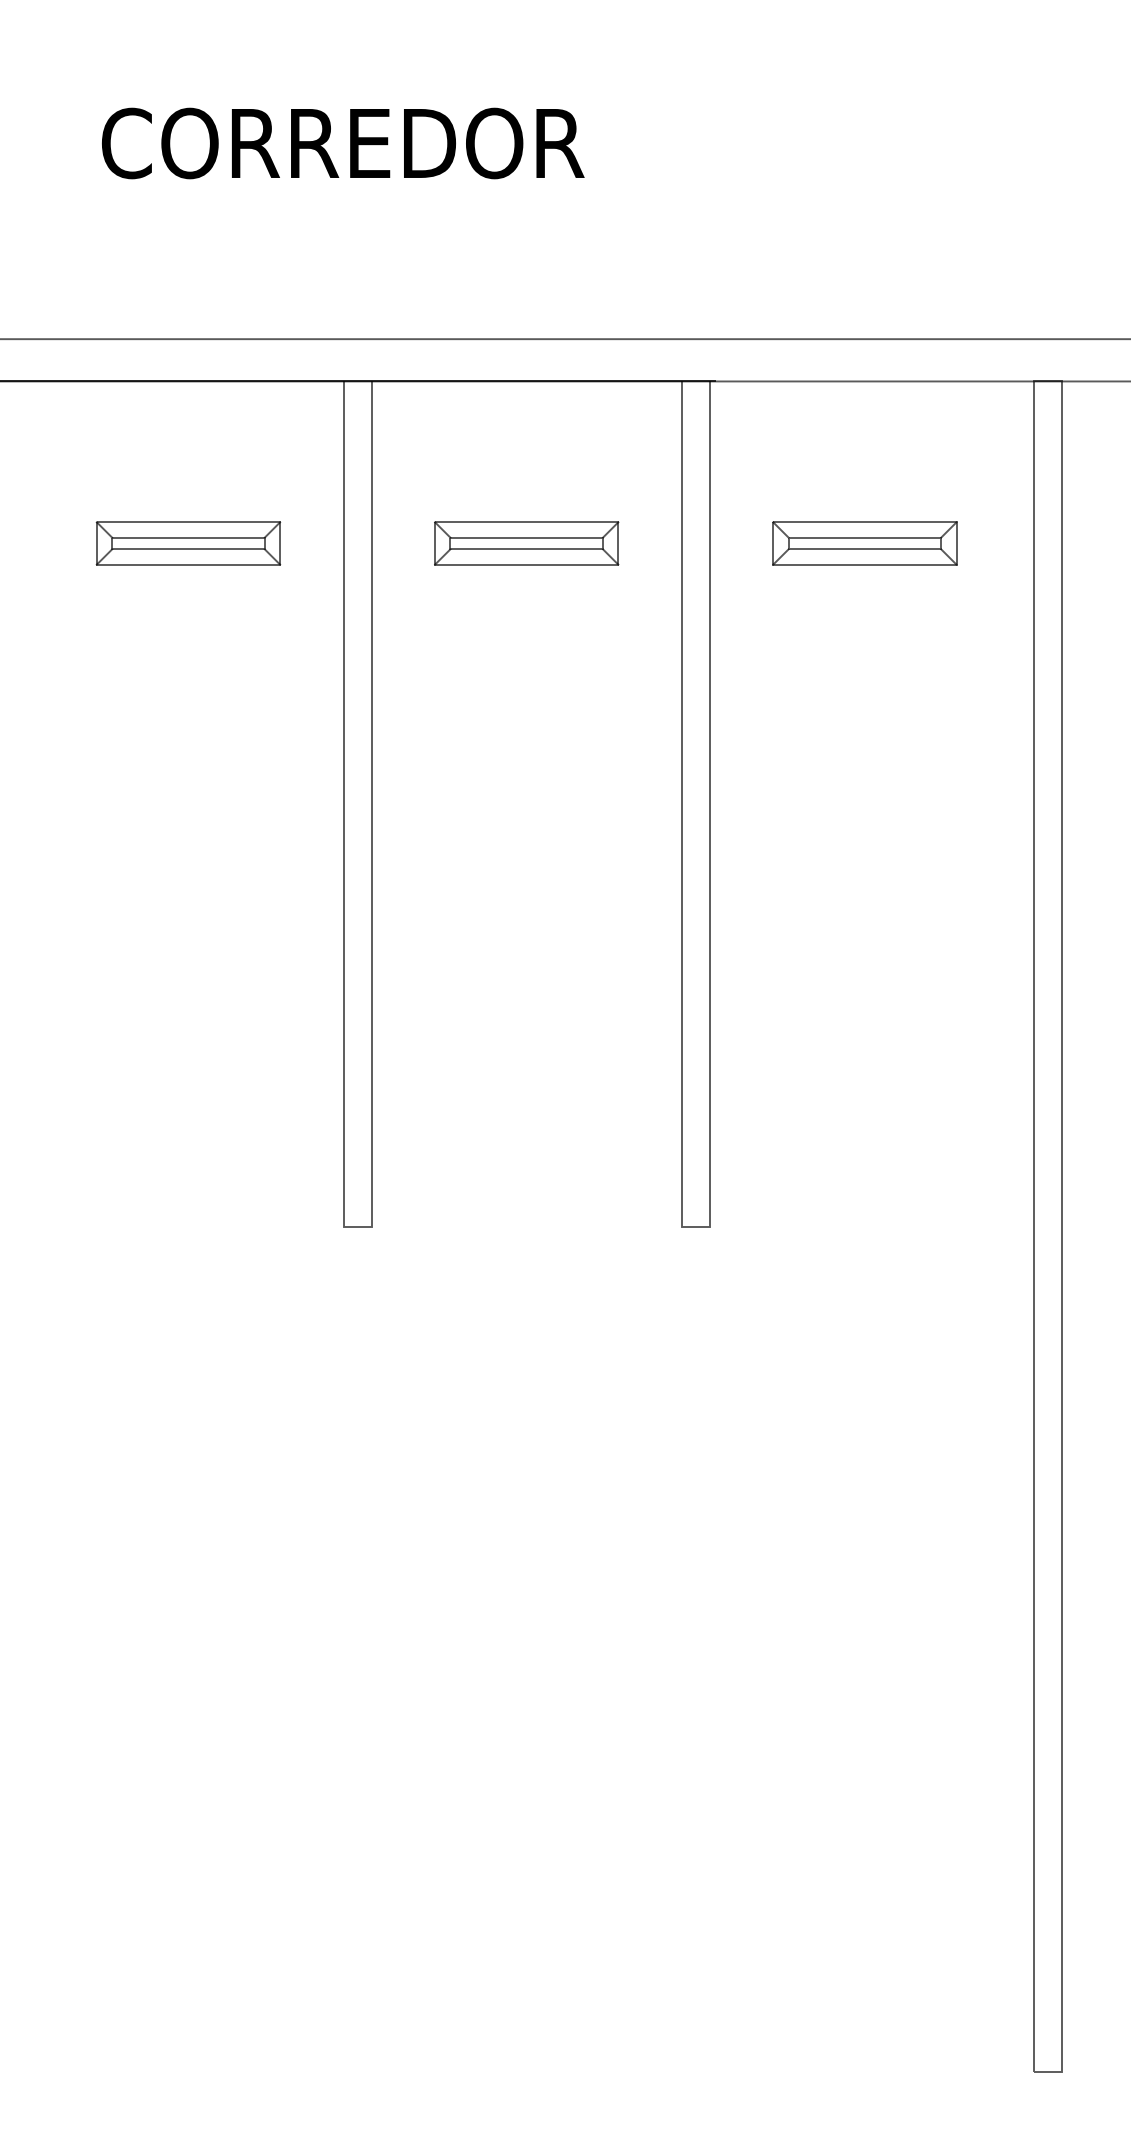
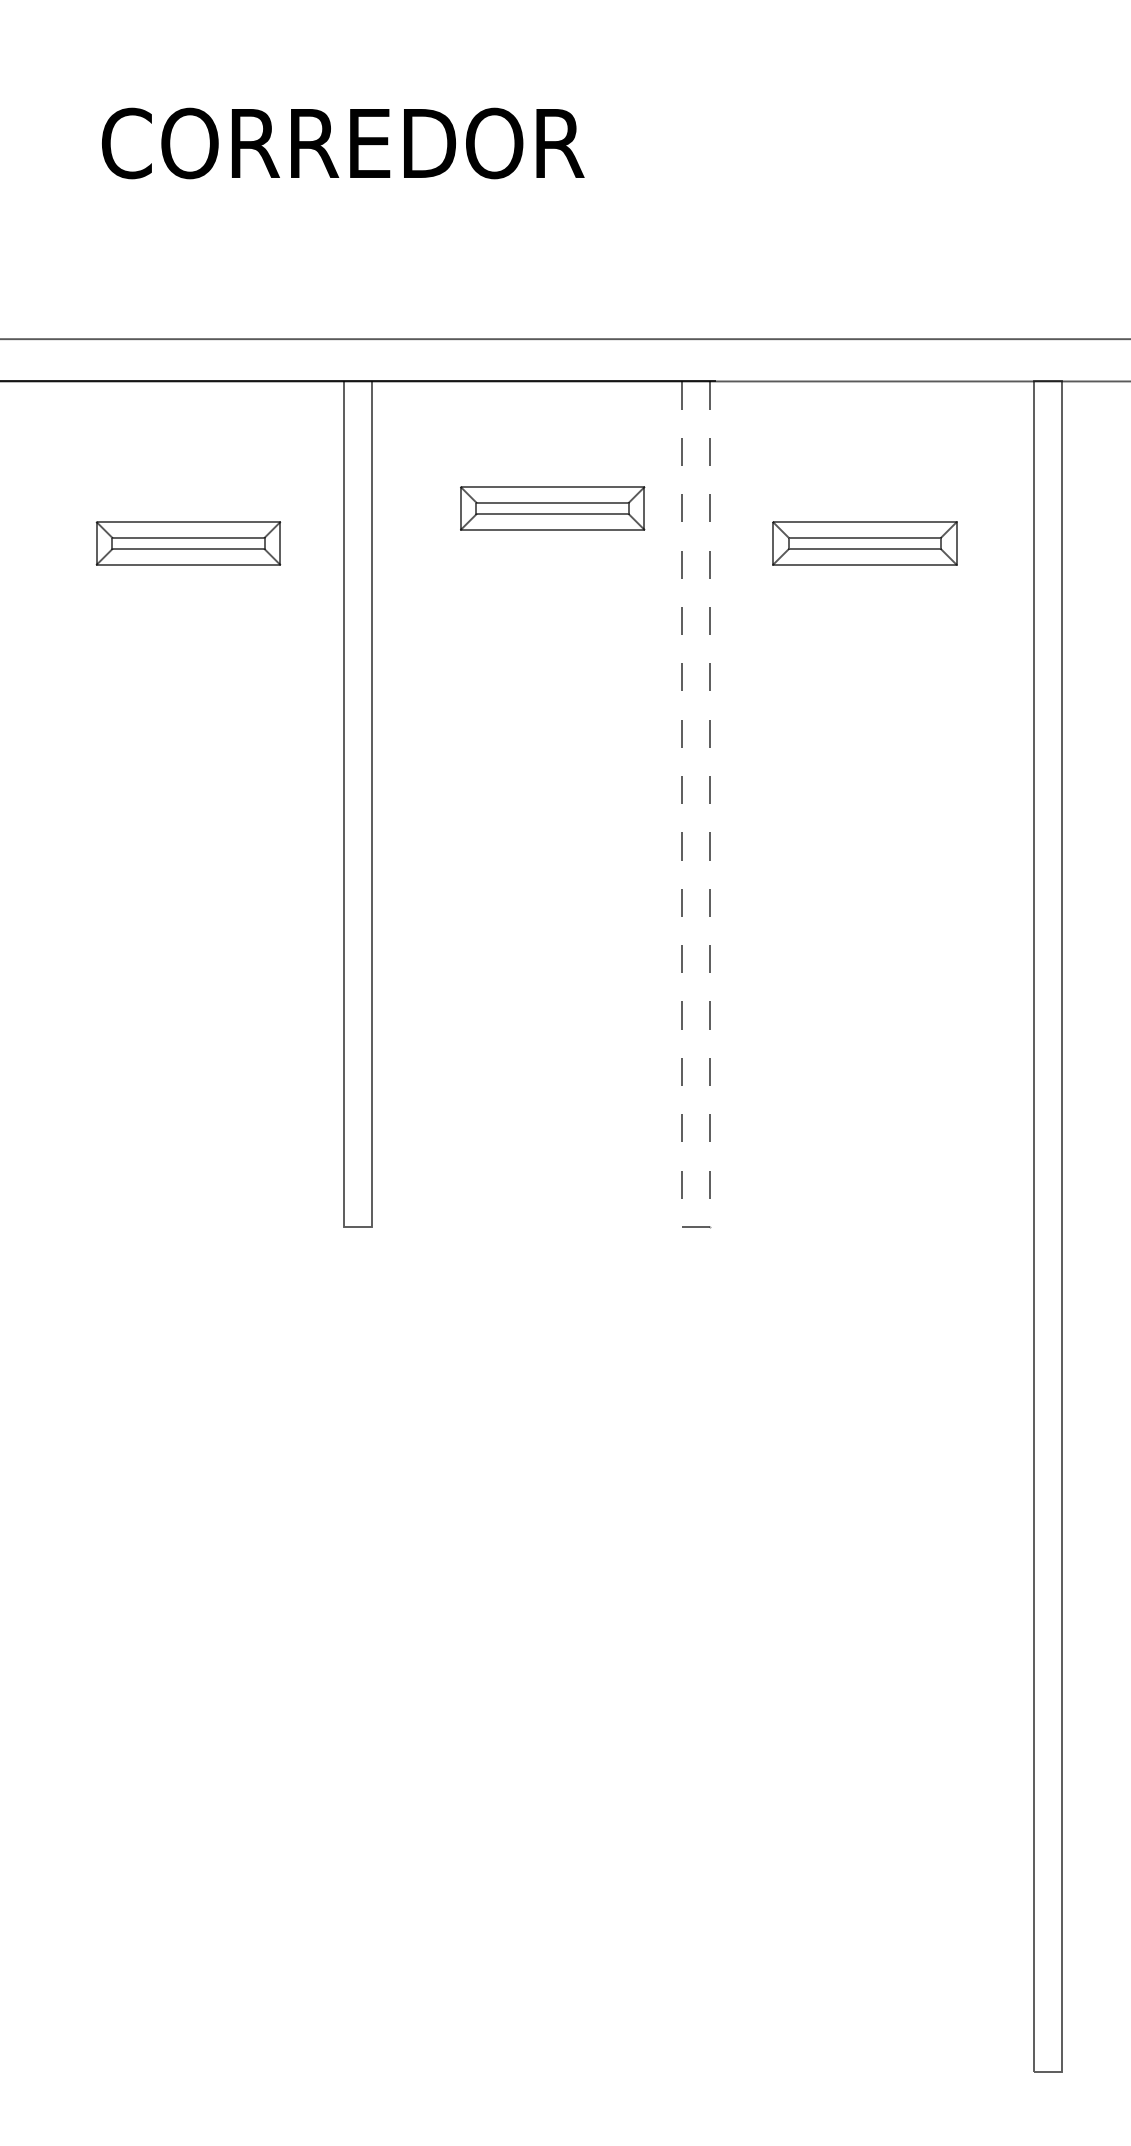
part position: (526, 543) -> (552, 508) (552, 508)
line: solid -> dashed (696, 1226)
